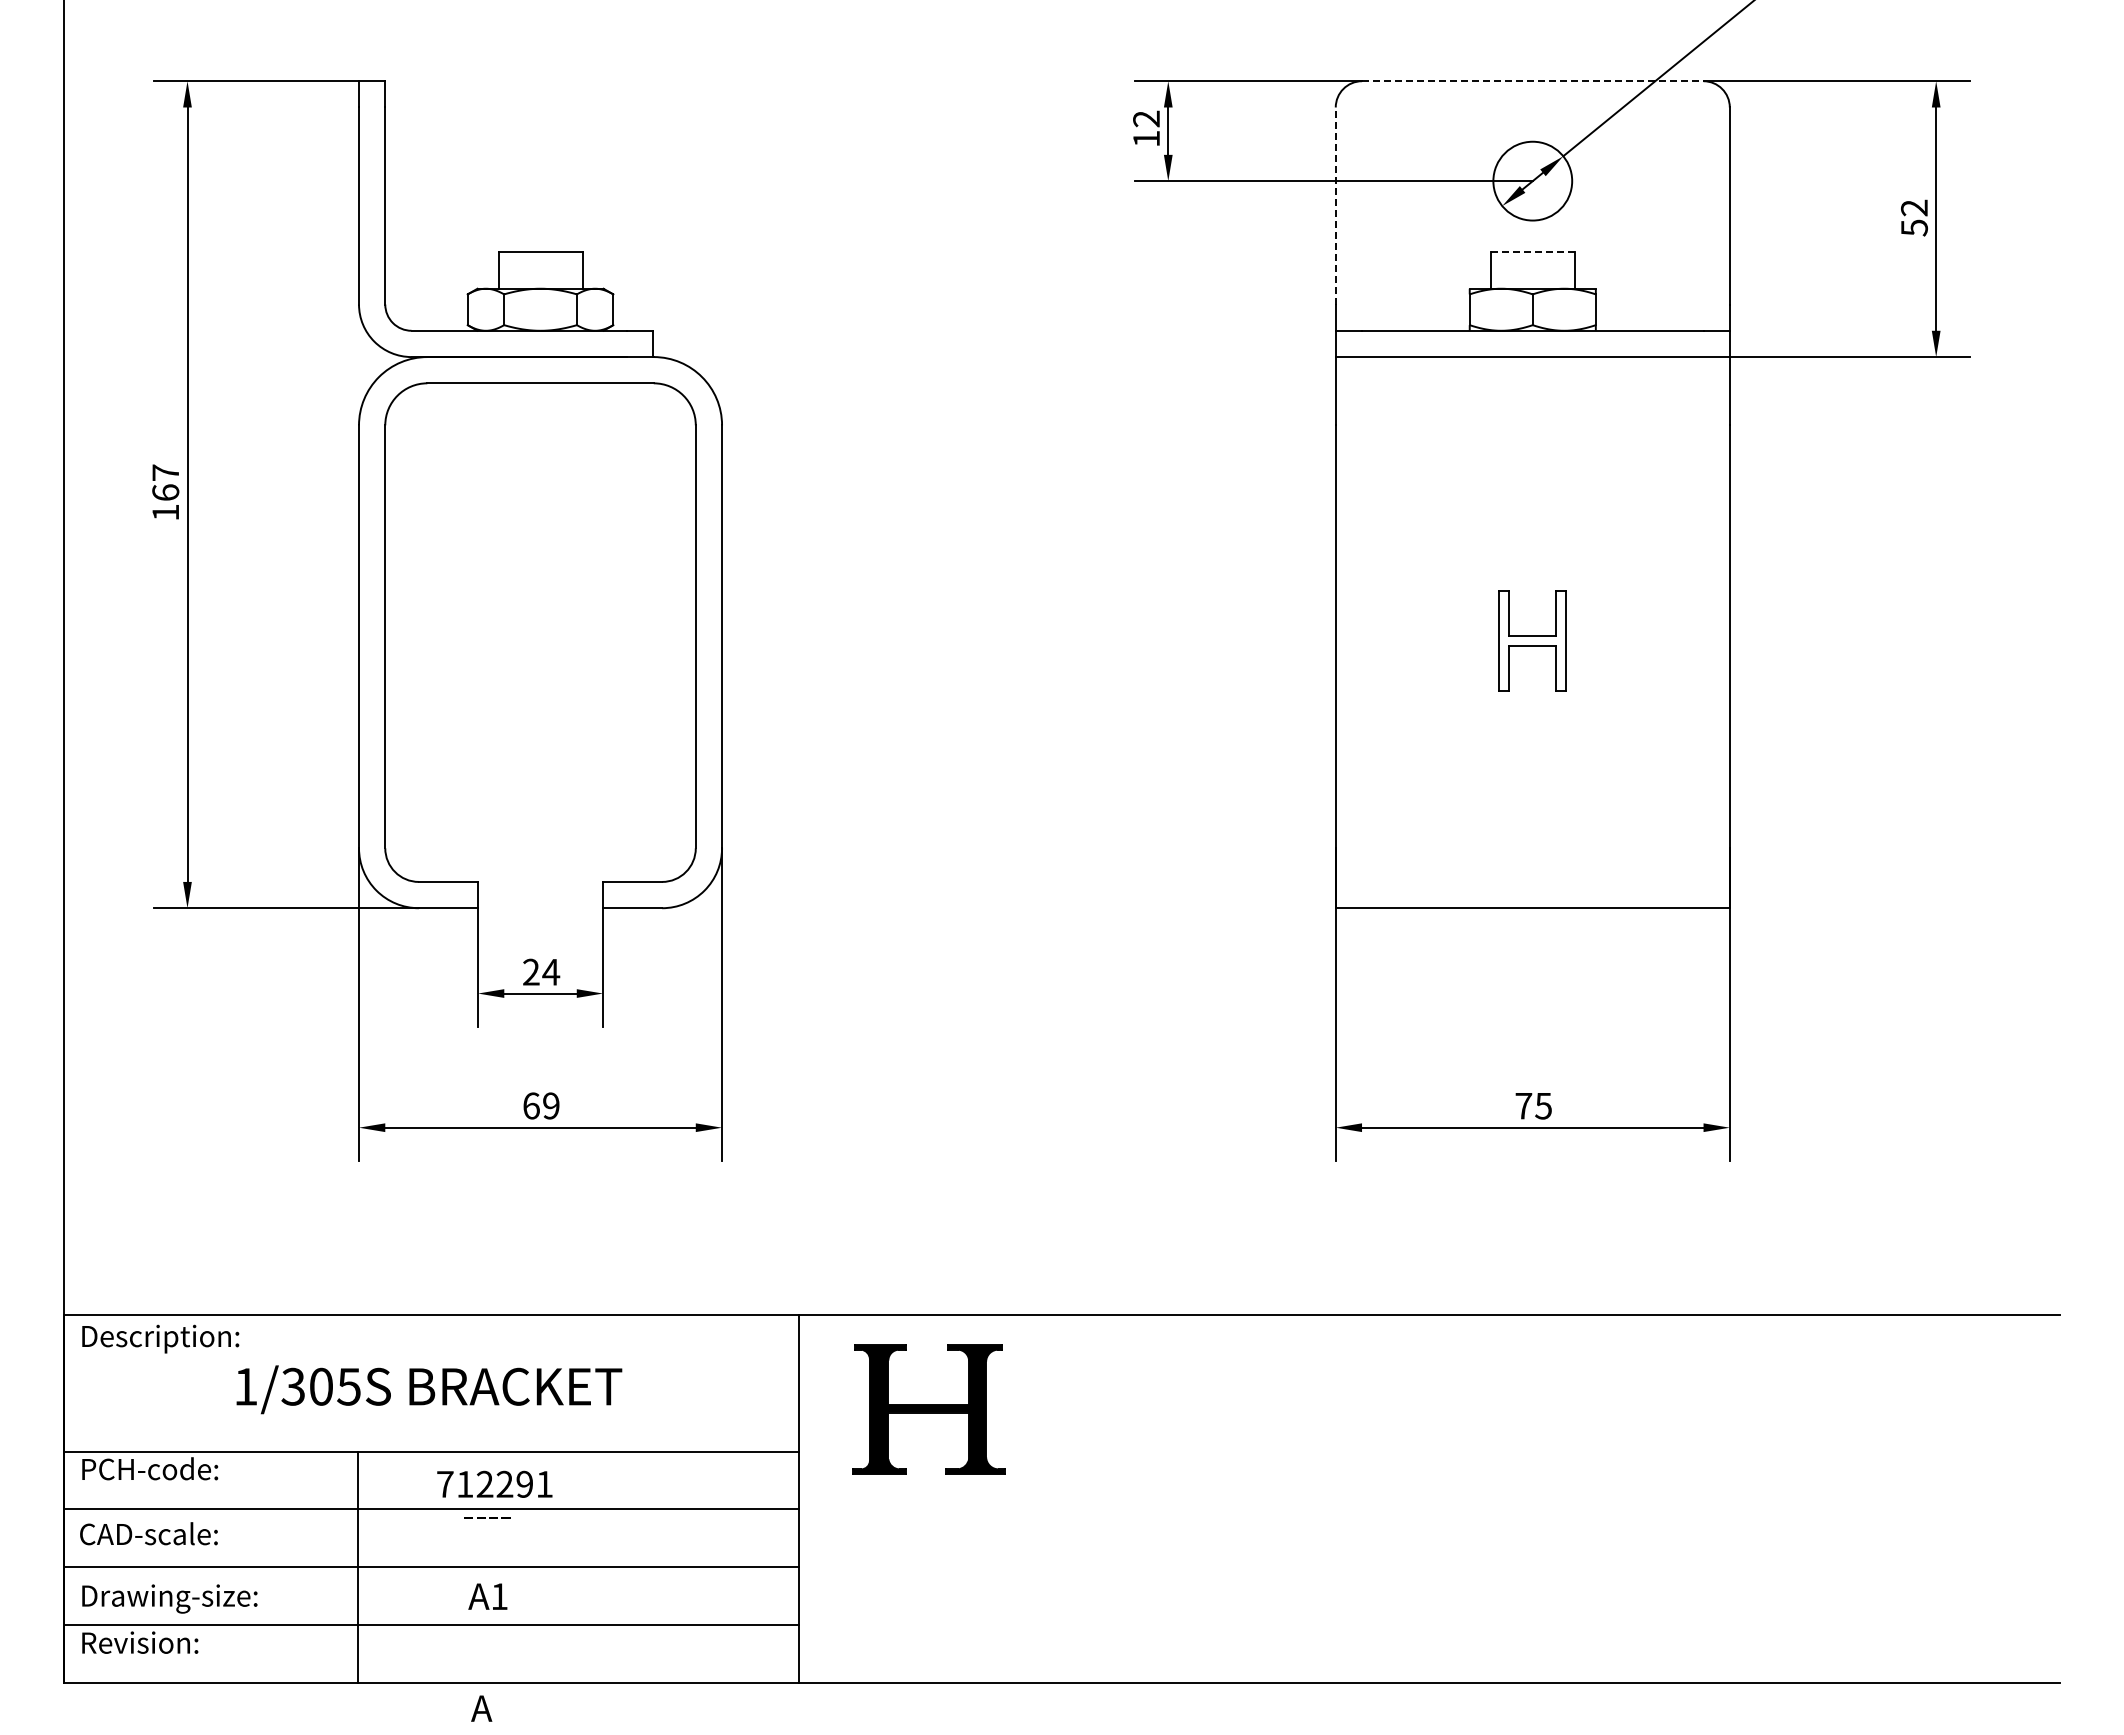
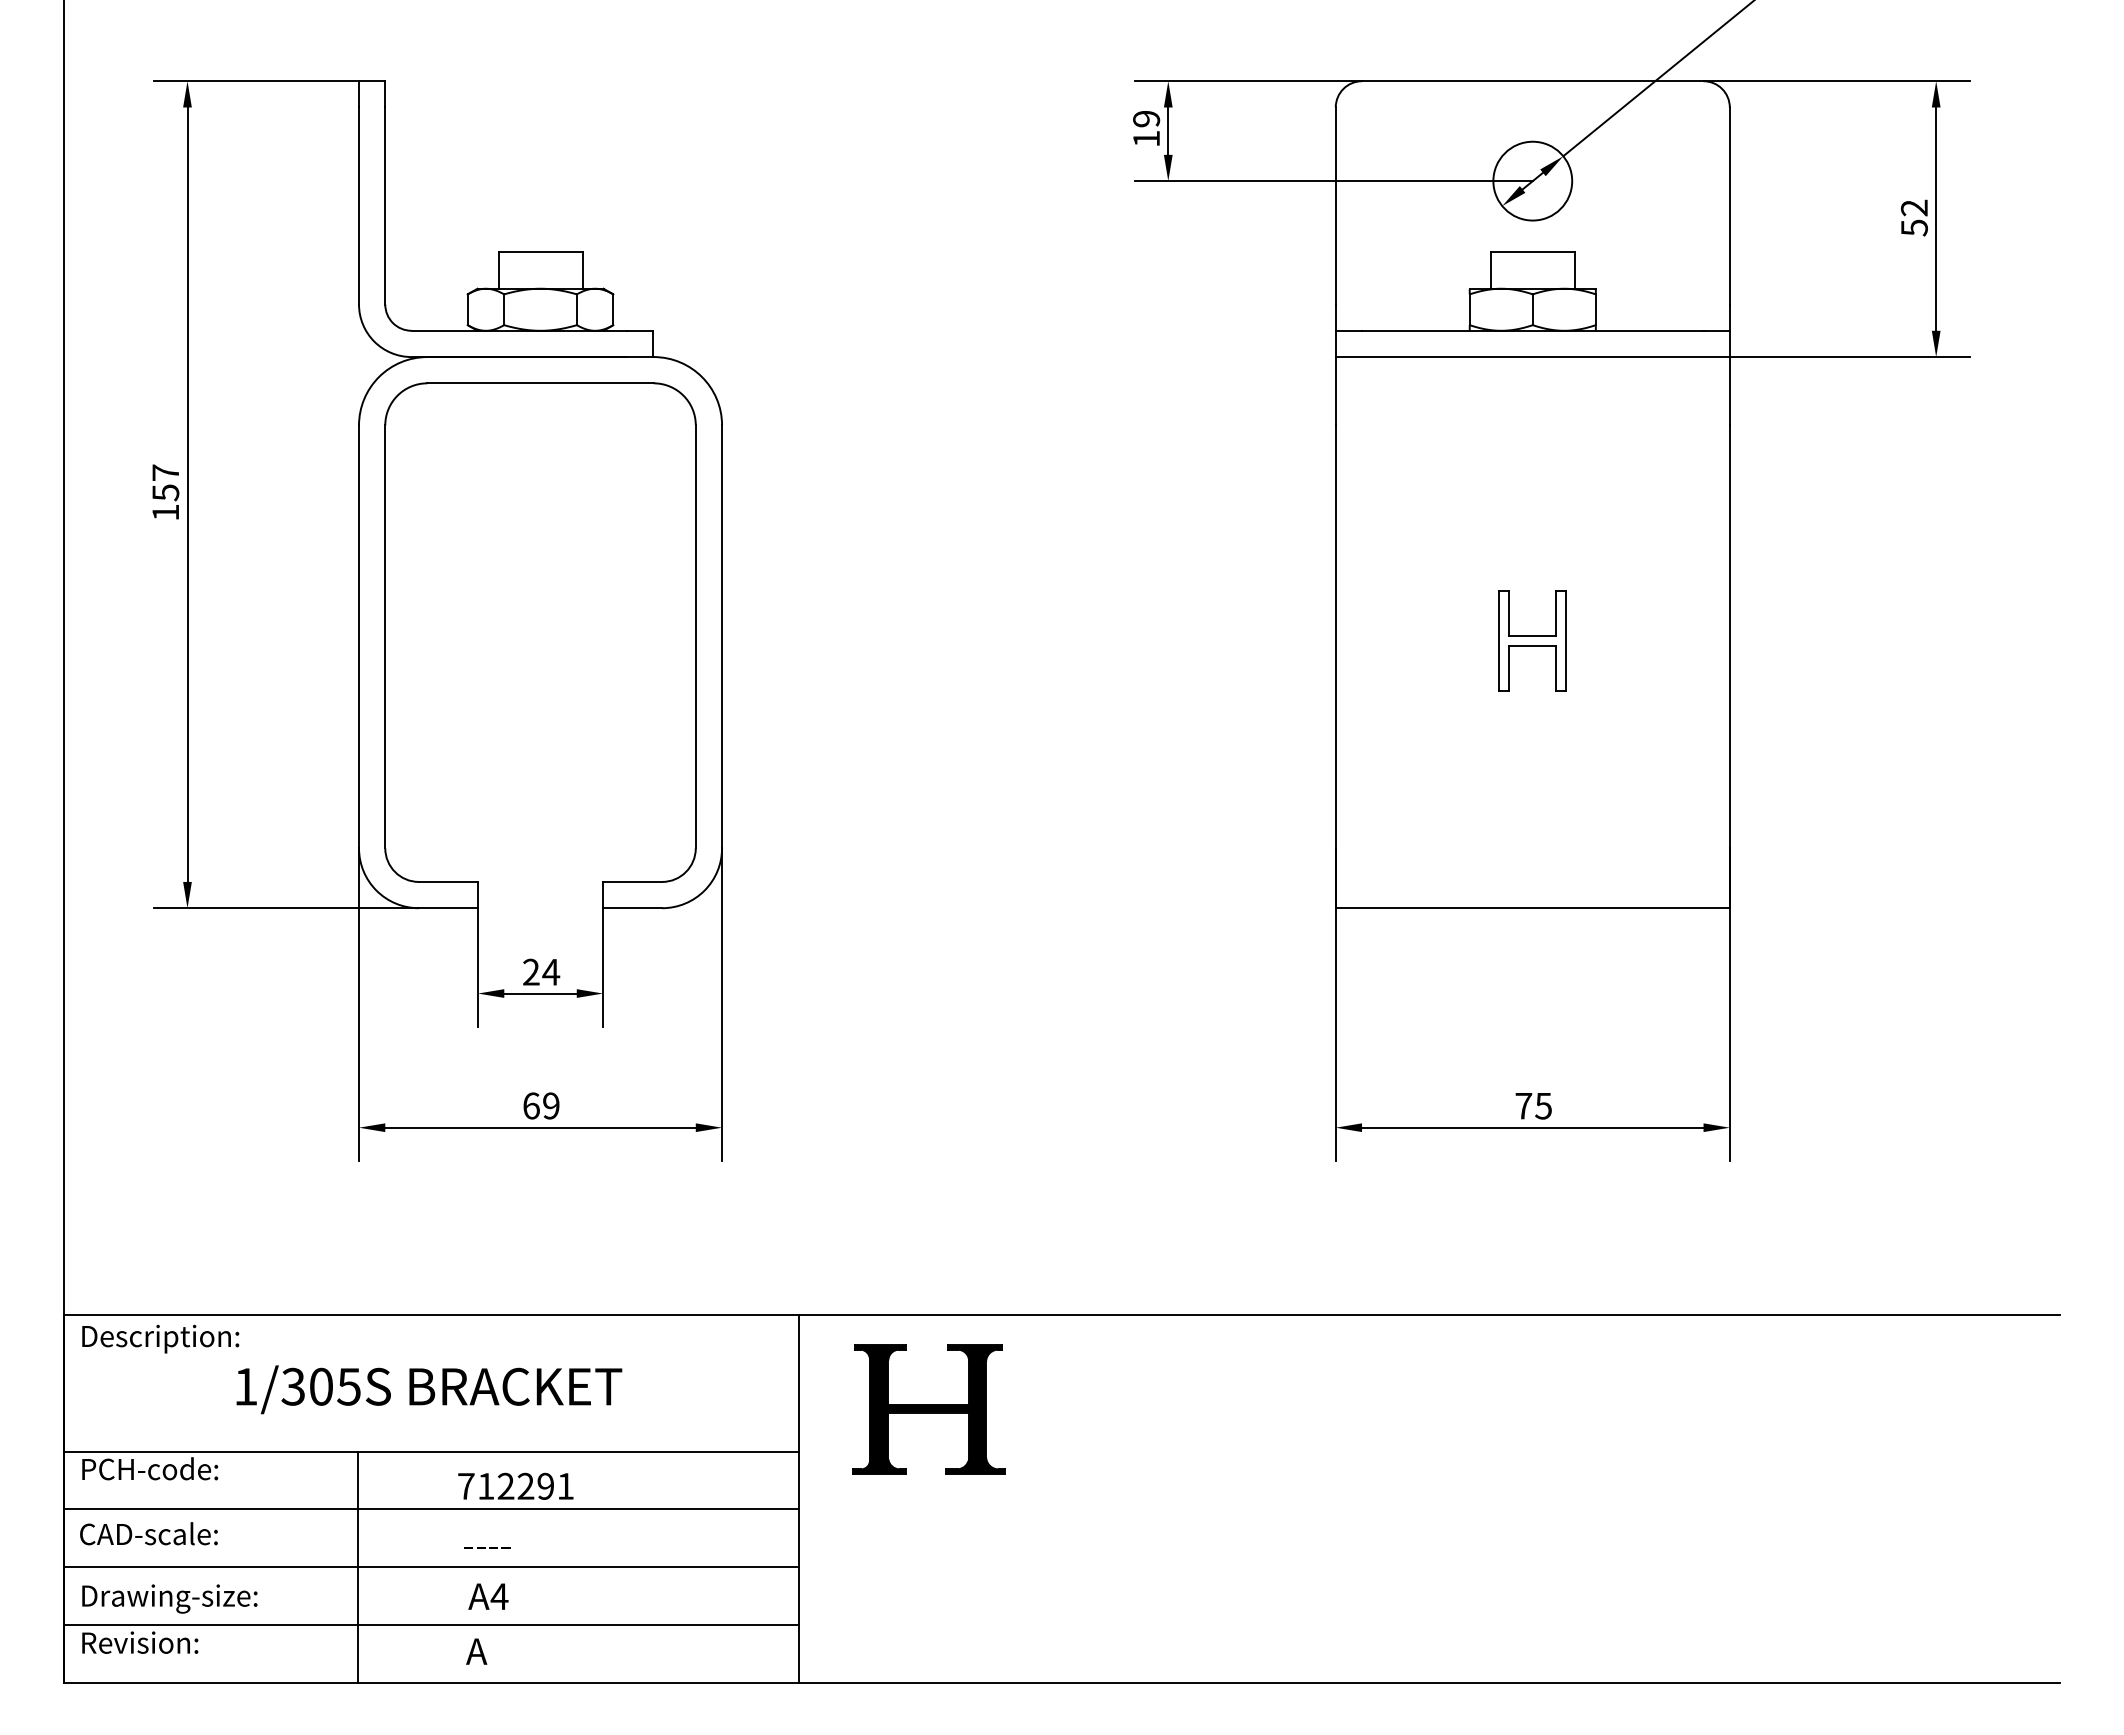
line: dashed -> solid (1532, 81)
text: 12 -> 19 (1146, 118)
line: dashed -> solid (1335, 206)
line: dashed -> solid (1532, 251)
text: 167 -> 157 (165, 492)
text position: (494, 1483) -> (515, 1485) (515, 1485)
text position: (487, 1517) -> (487, 1547) (487, 1547)
text: A1 -> A4 (499, 1596)
text position: (481, 1708) -> (476, 1651) (476, 1651)
